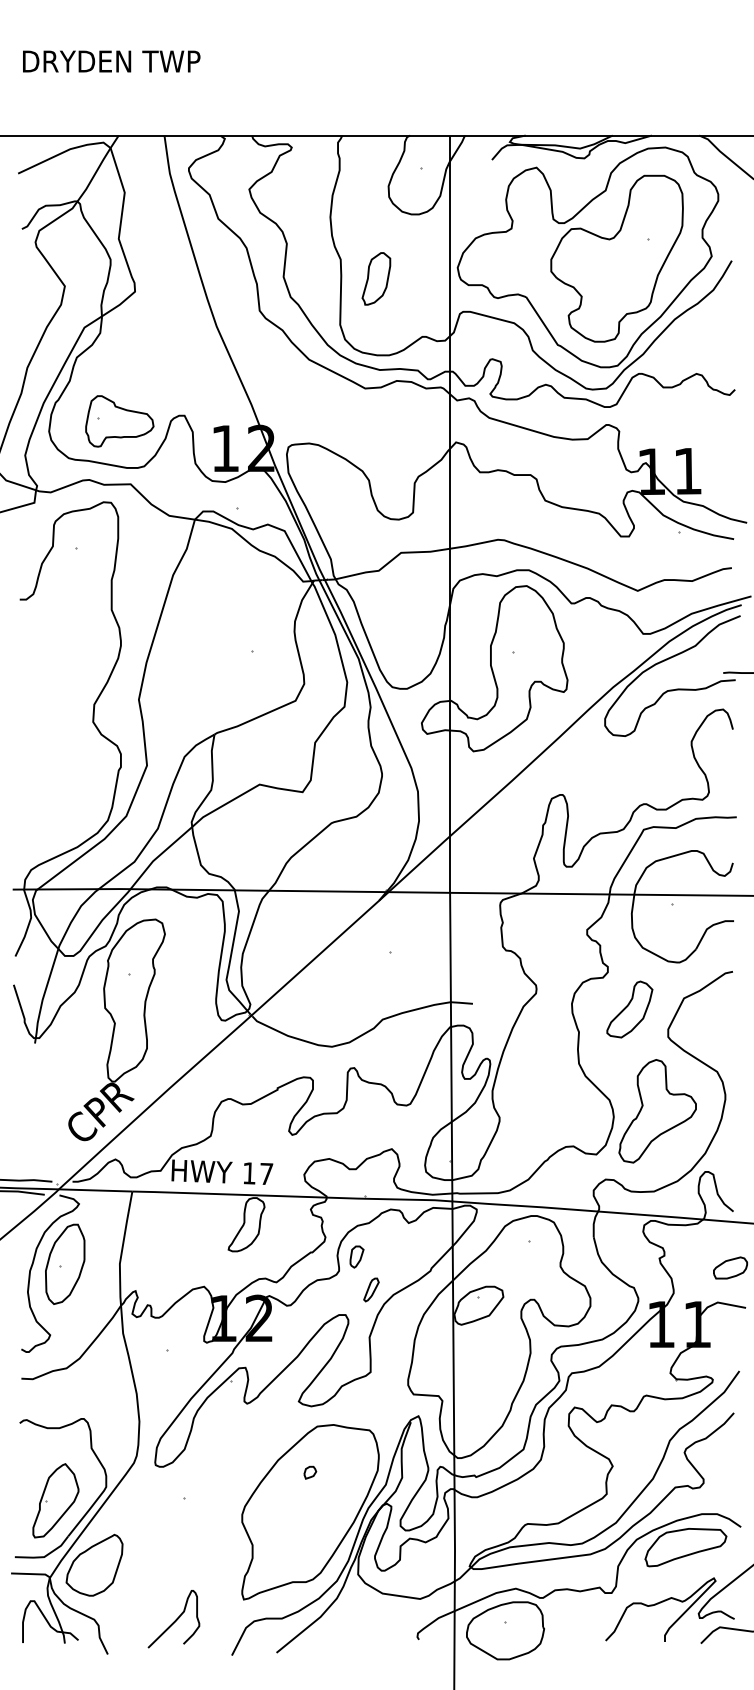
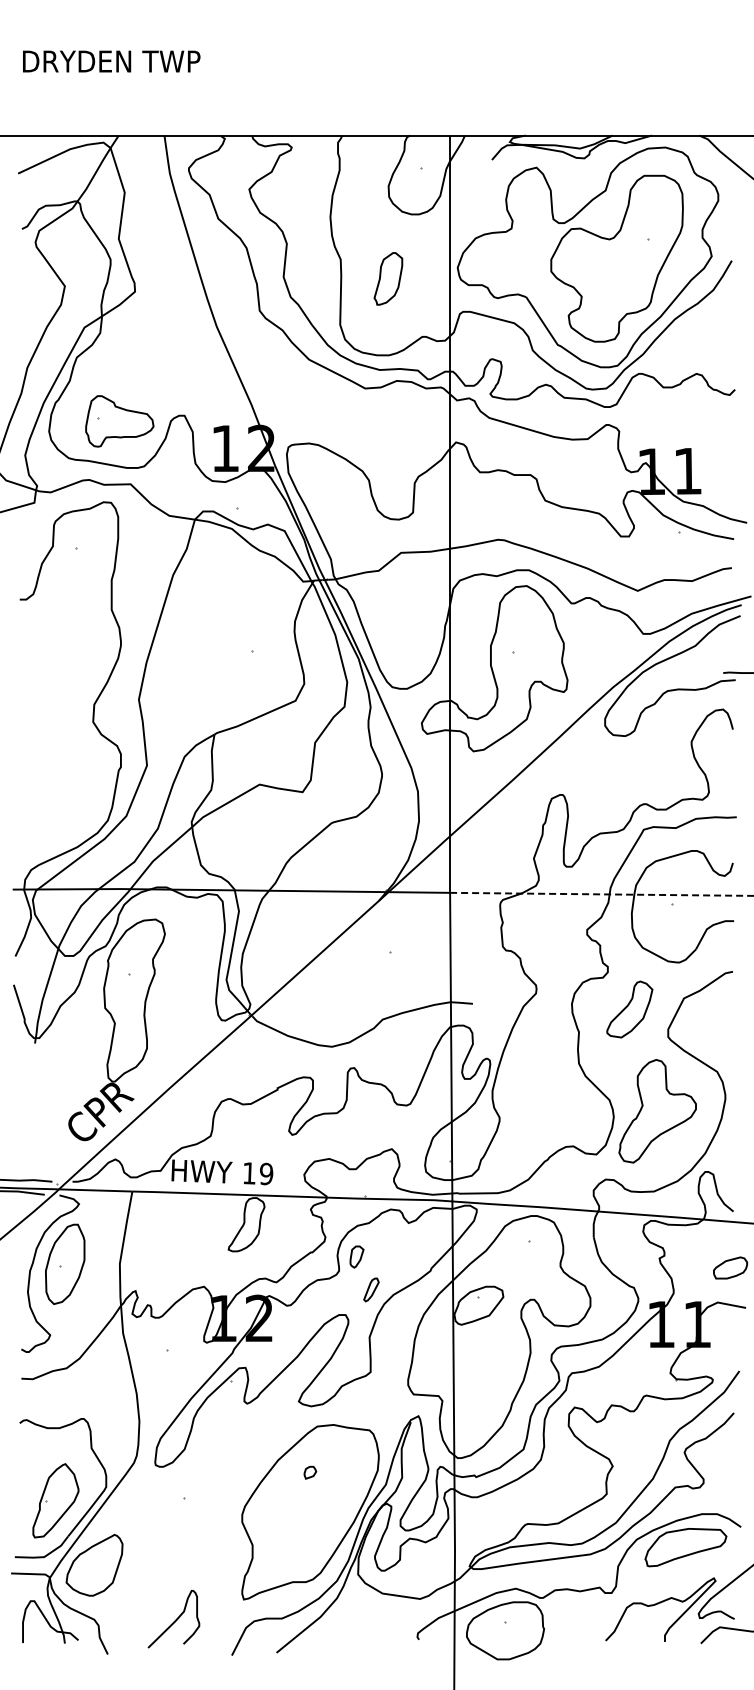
part position: (376, 278) -> (388, 278) (388, 278)
line: solid -> dashed (601, 894)
text: 17 -> 19 (266, 1173)
